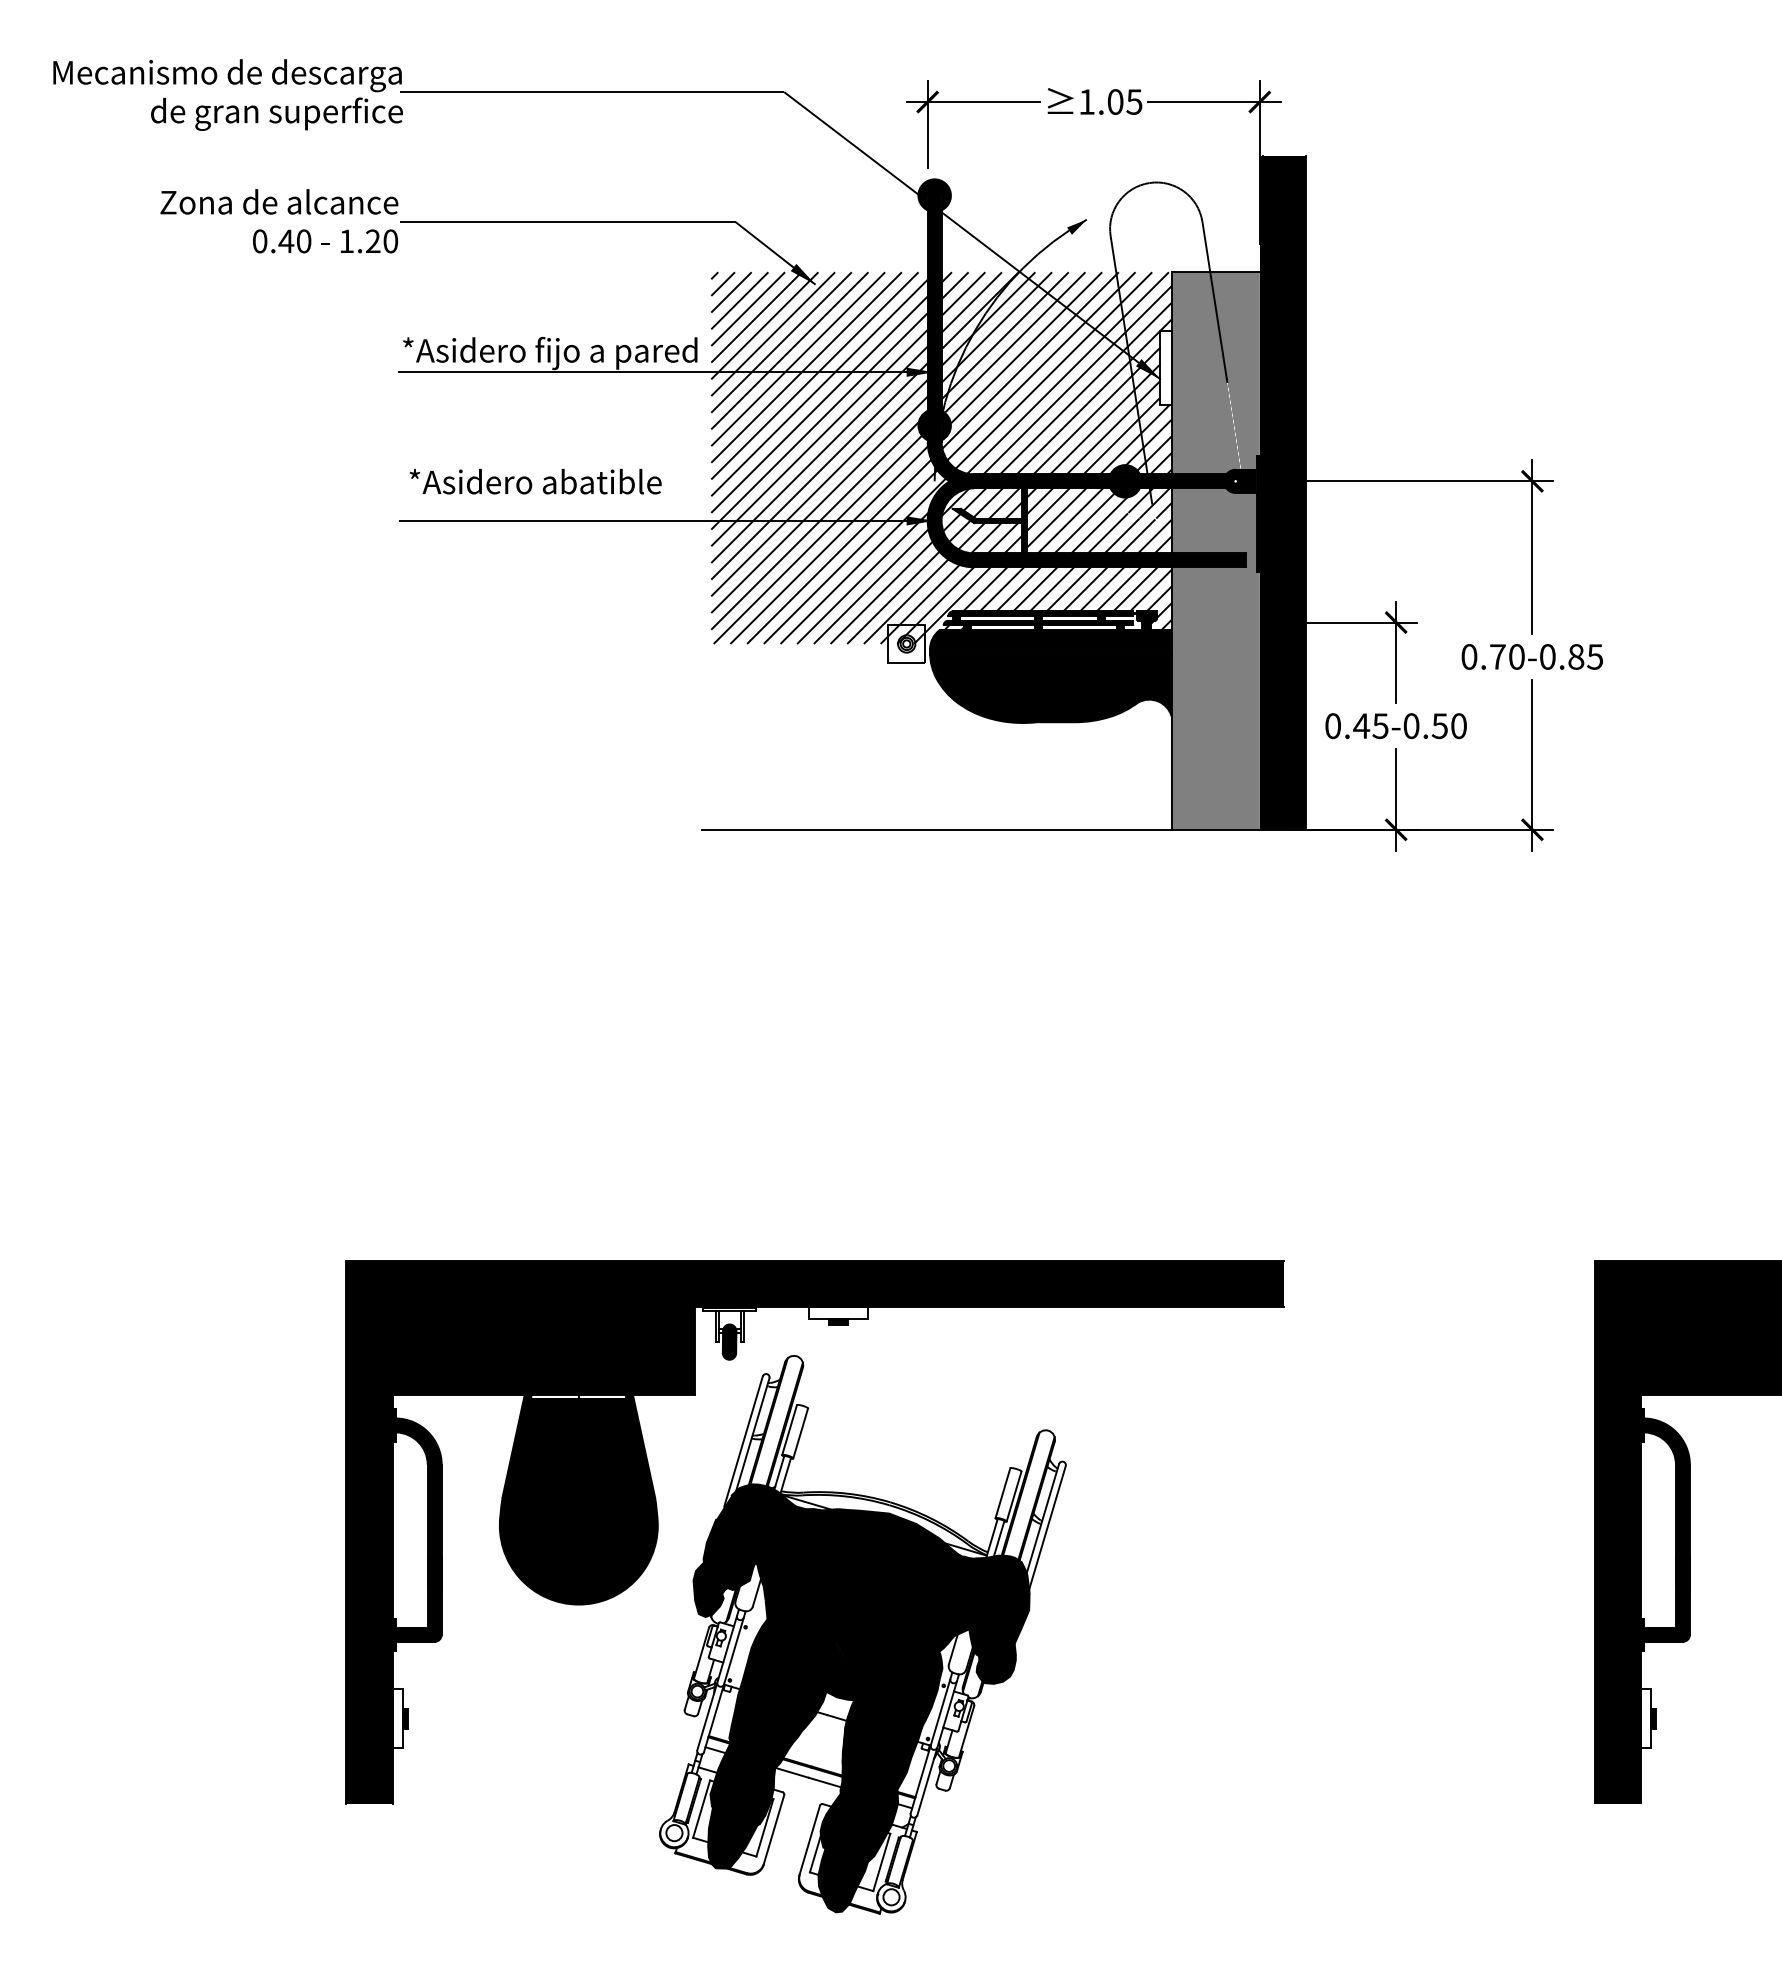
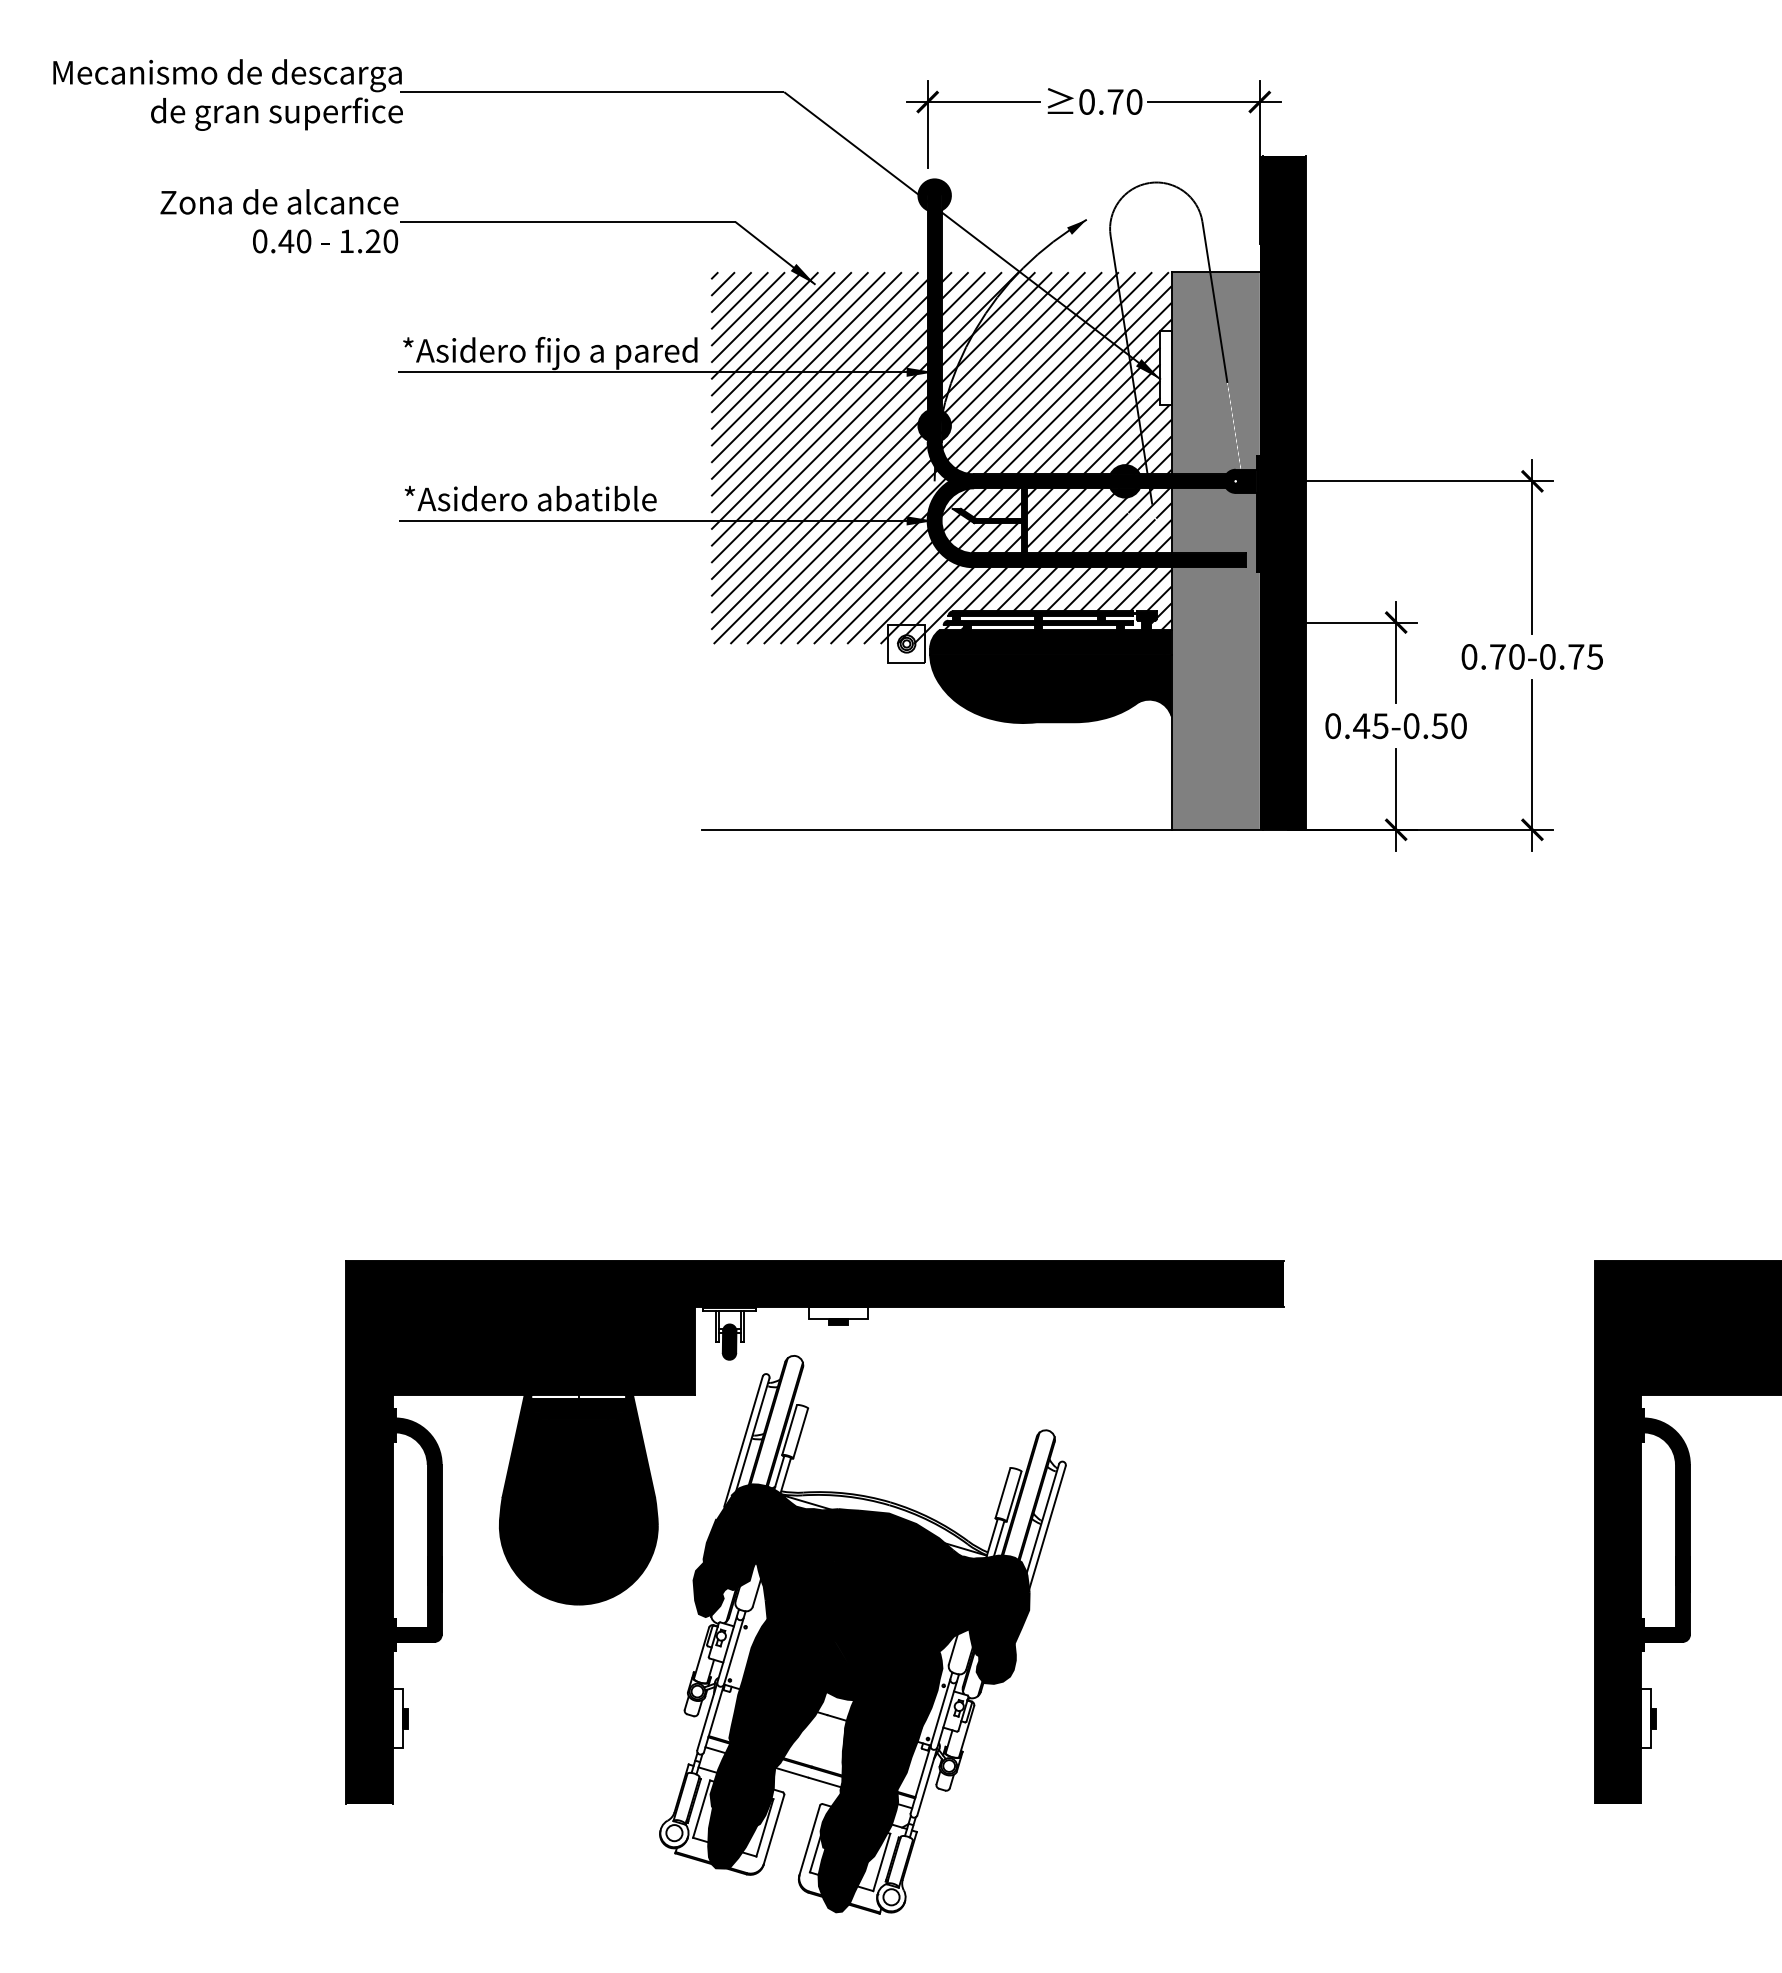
text: 1.05 -> 0.70 (1110, 101)
text position: (535, 481) -> (530, 498) (530, 498)
text: 0.70-0.85 -> 0.70-0.75 (1576, 656)
